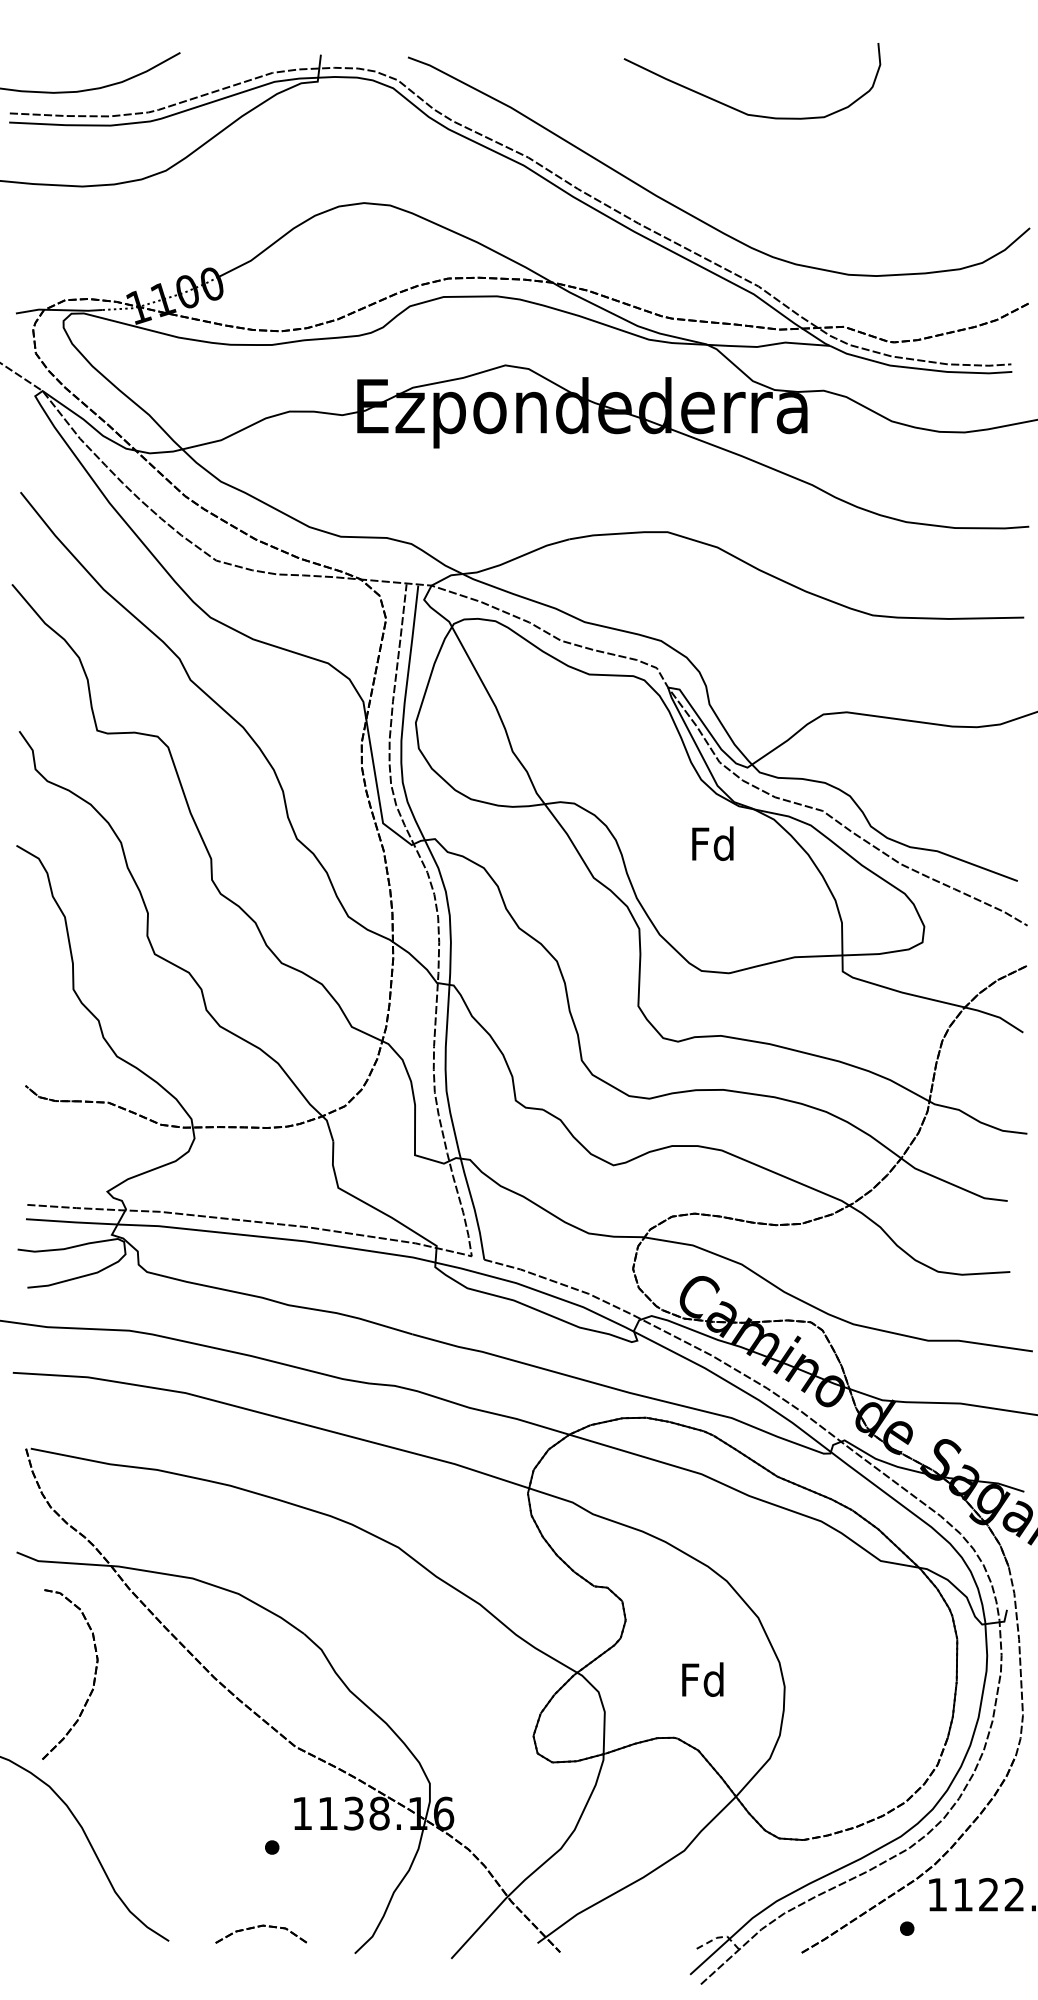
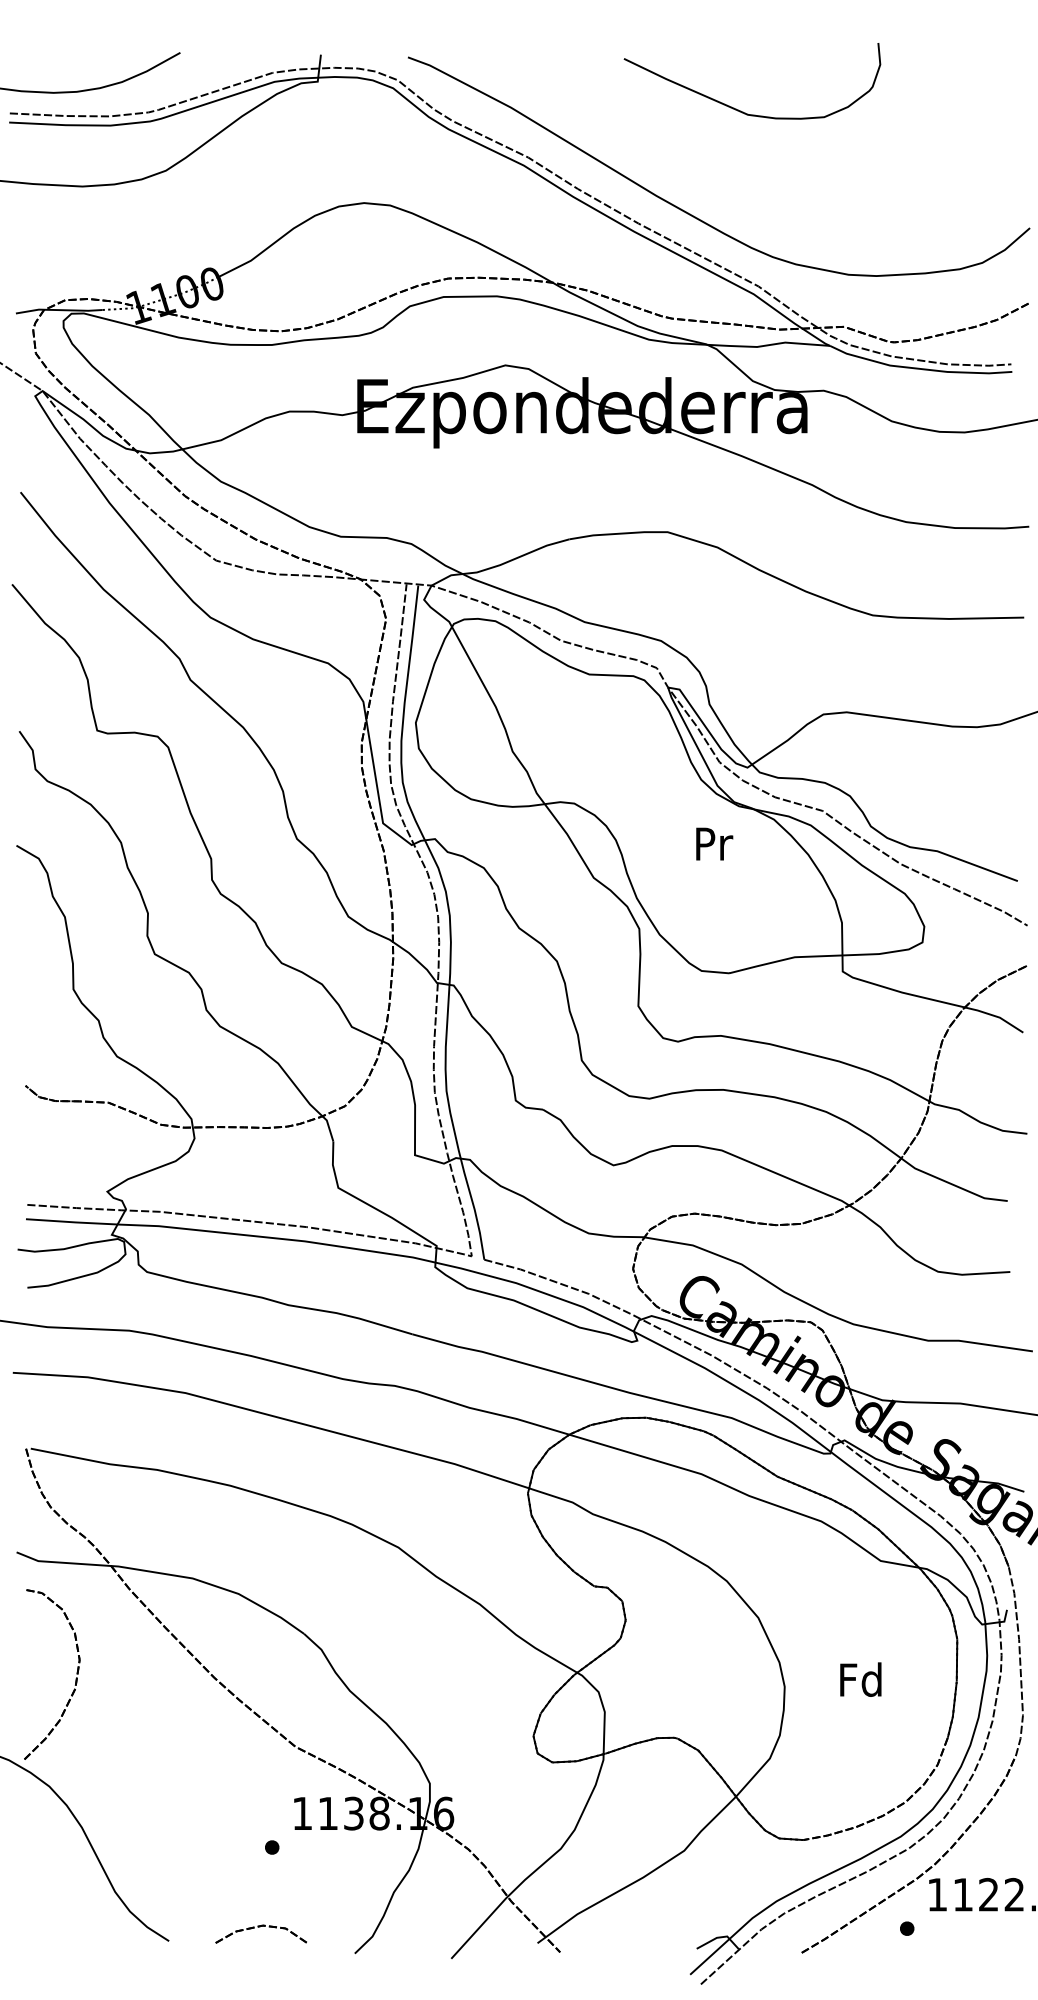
text: Fd -> Pr (712, 843)
part position: (93, 1678) -> (75, 1678) (75, 1678)
text position: (702, 1679) -> (860, 1679) (860, 1679)
line: dashed -> solid (719, 1937)
